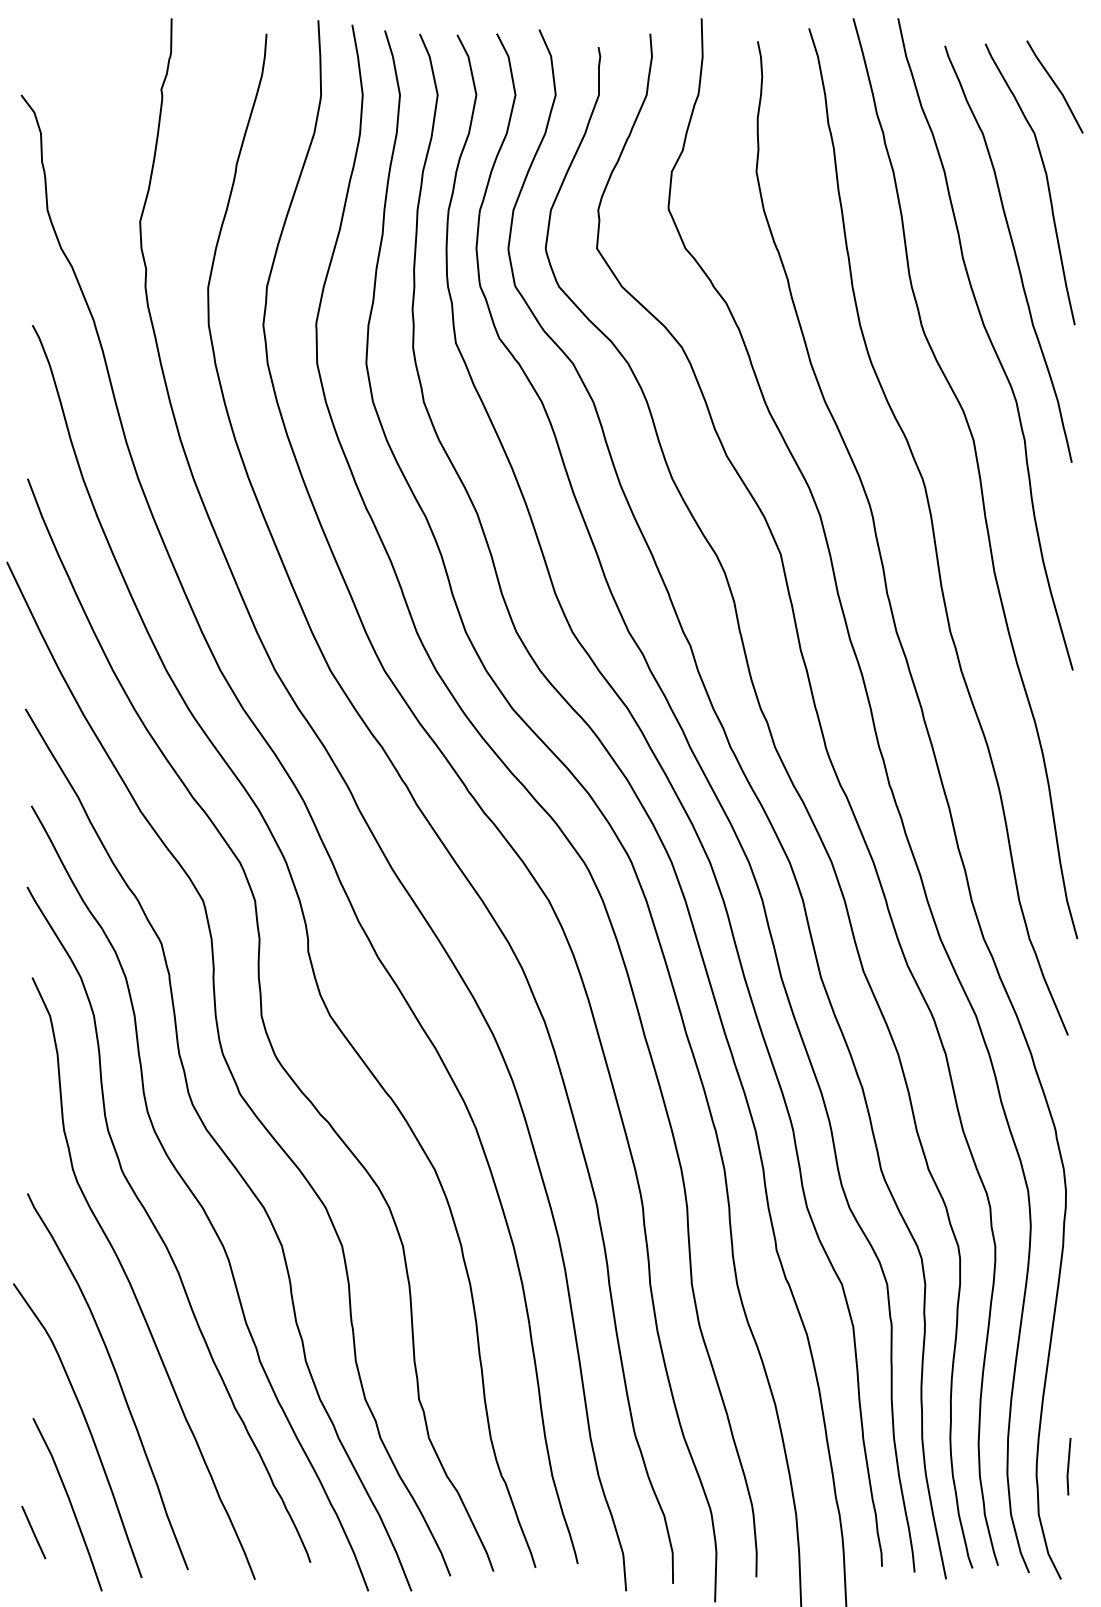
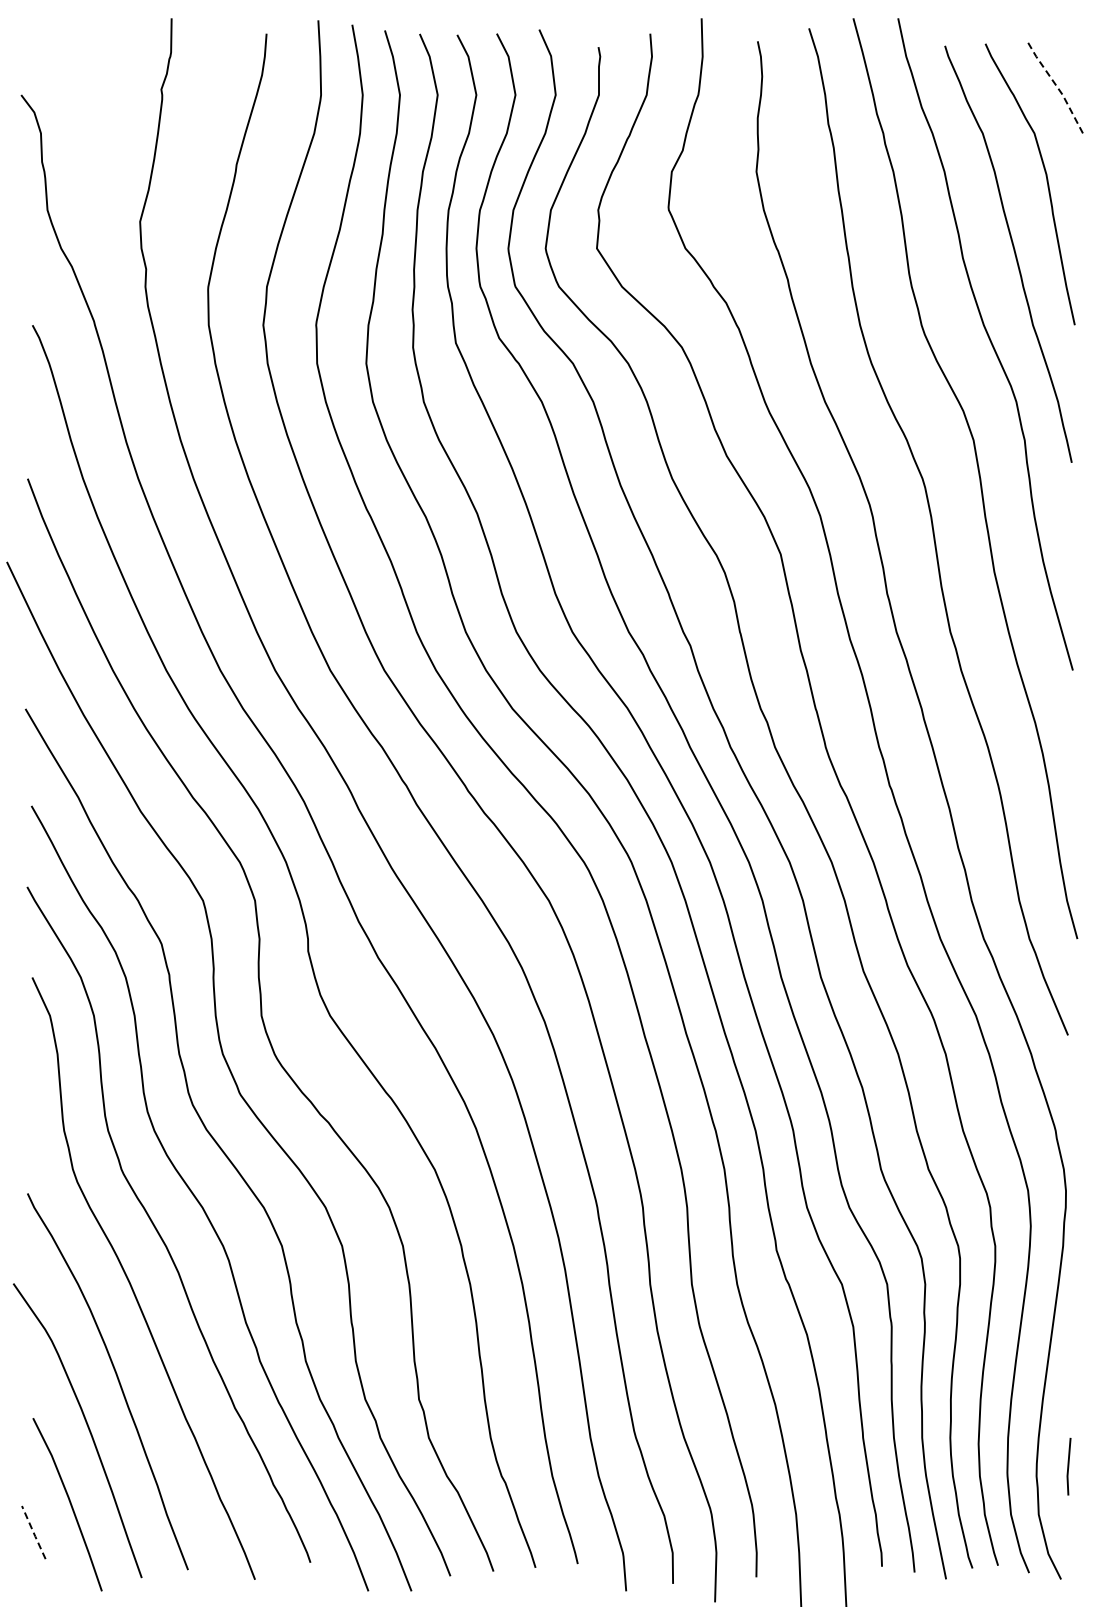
line: solid -> dashed (1056, 86)
line: solid -> dashed (33, 1532)
